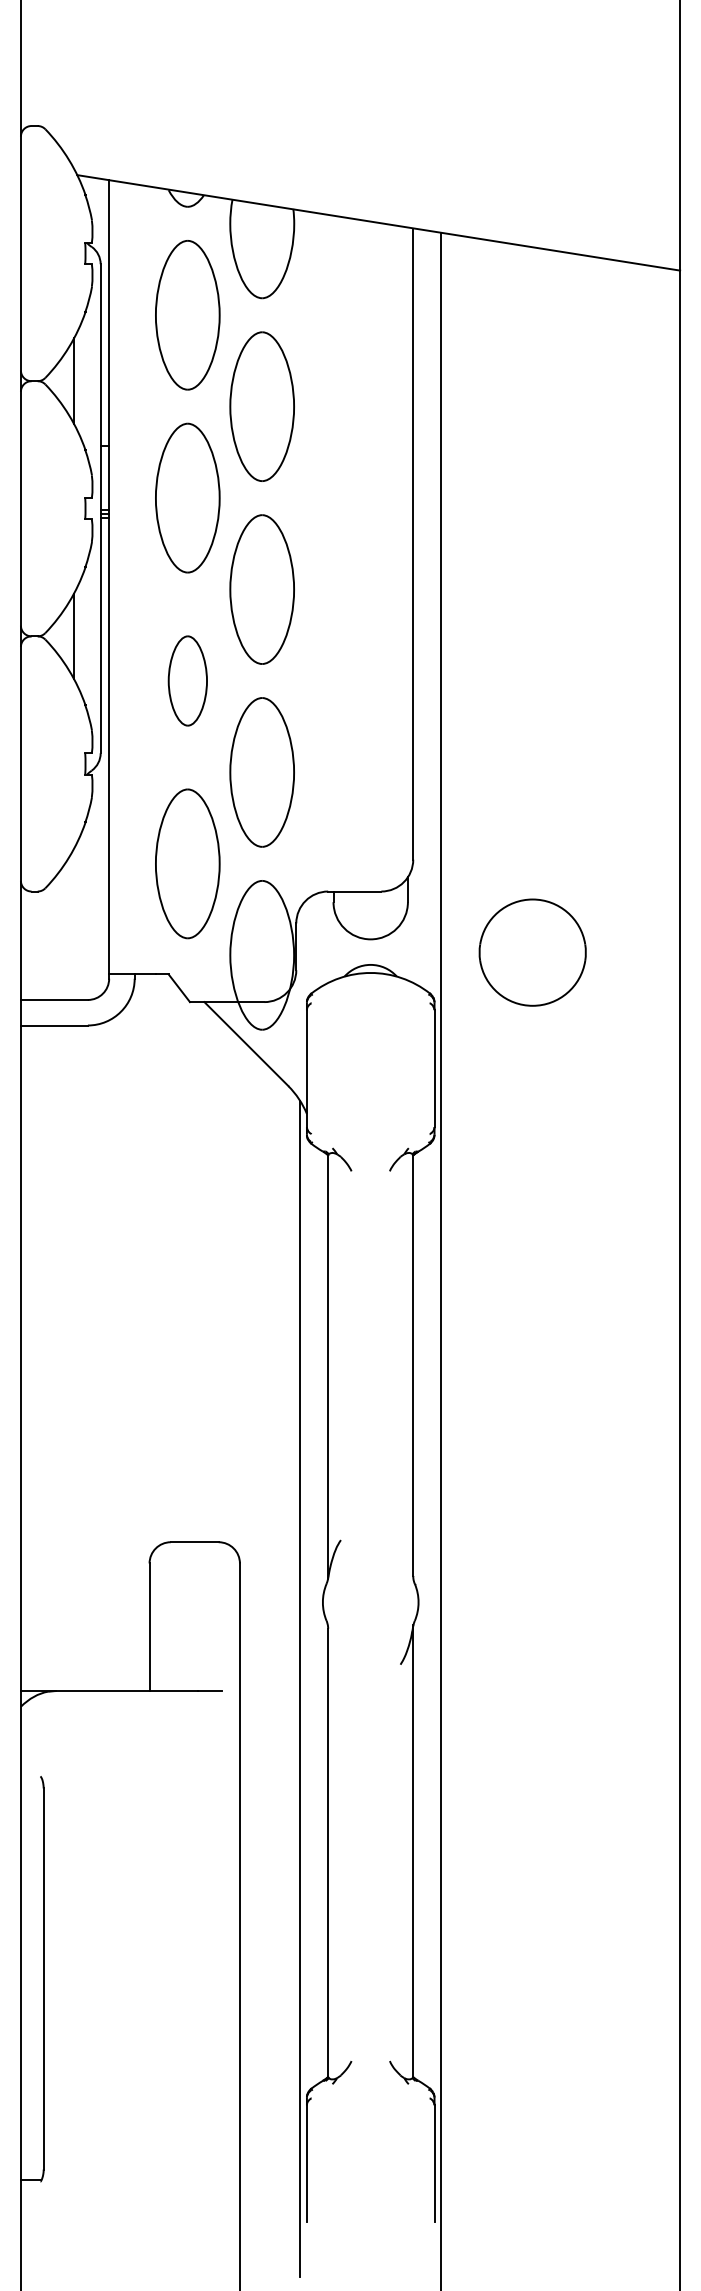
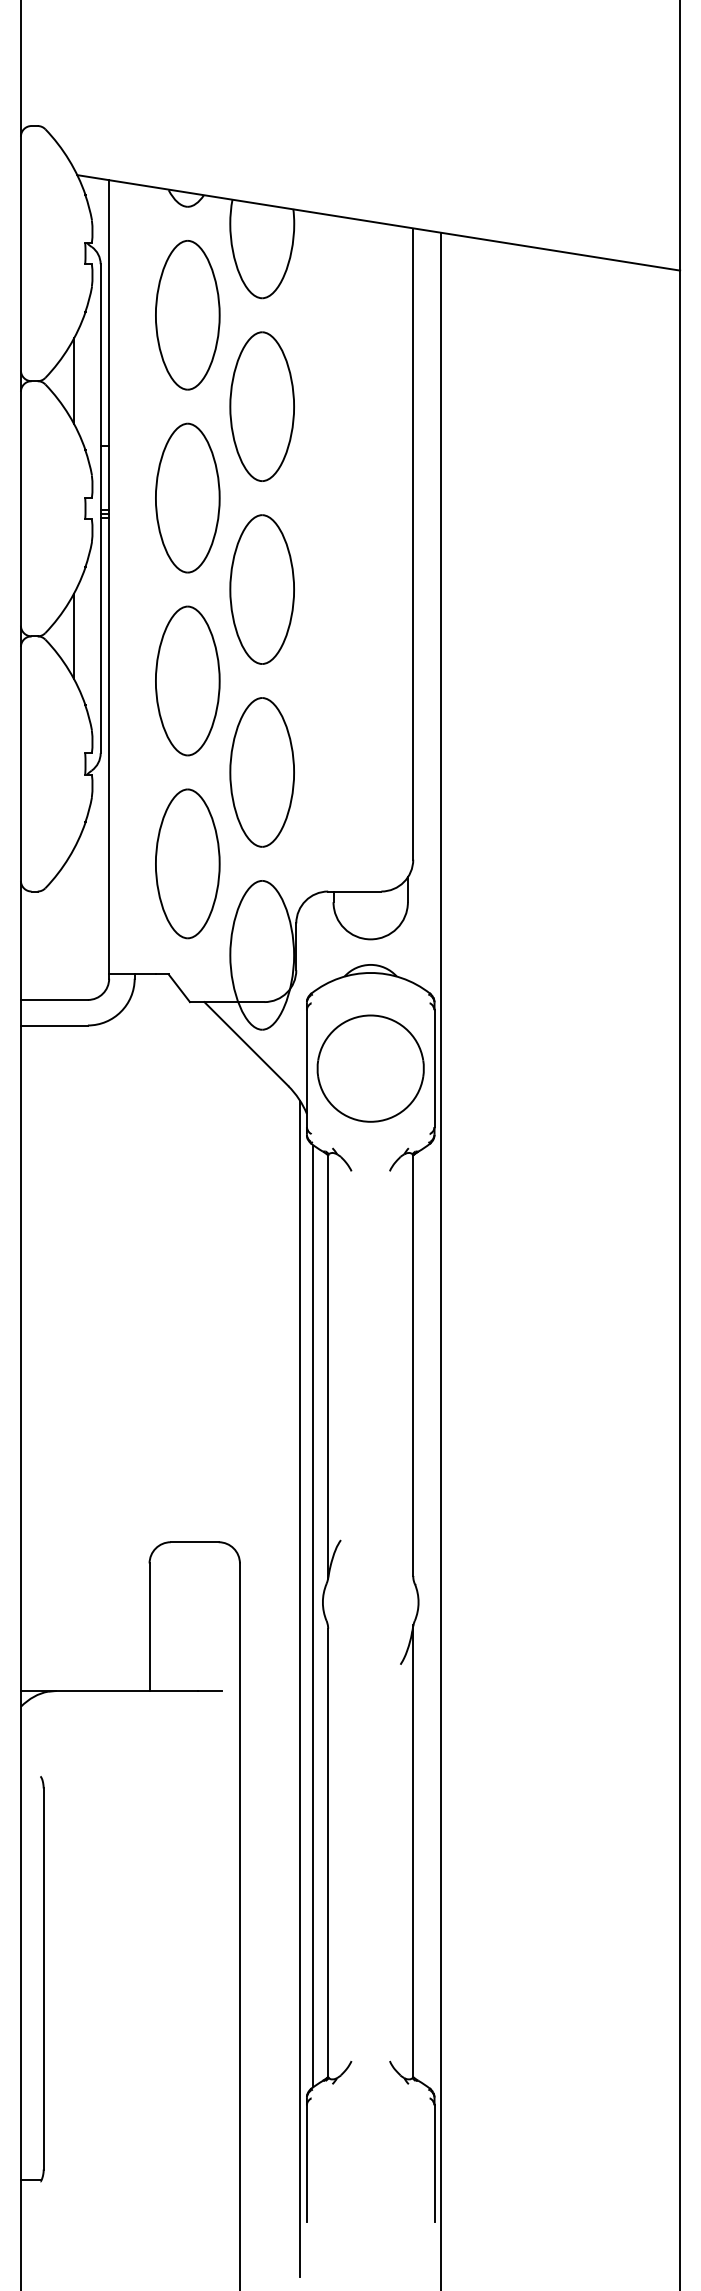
part size: 41x92 px -> 66x152 px (187, 680)
part position: (532, 952) -> (370, 1068) (370, 1068)
line: none -> present (313, 1616)
